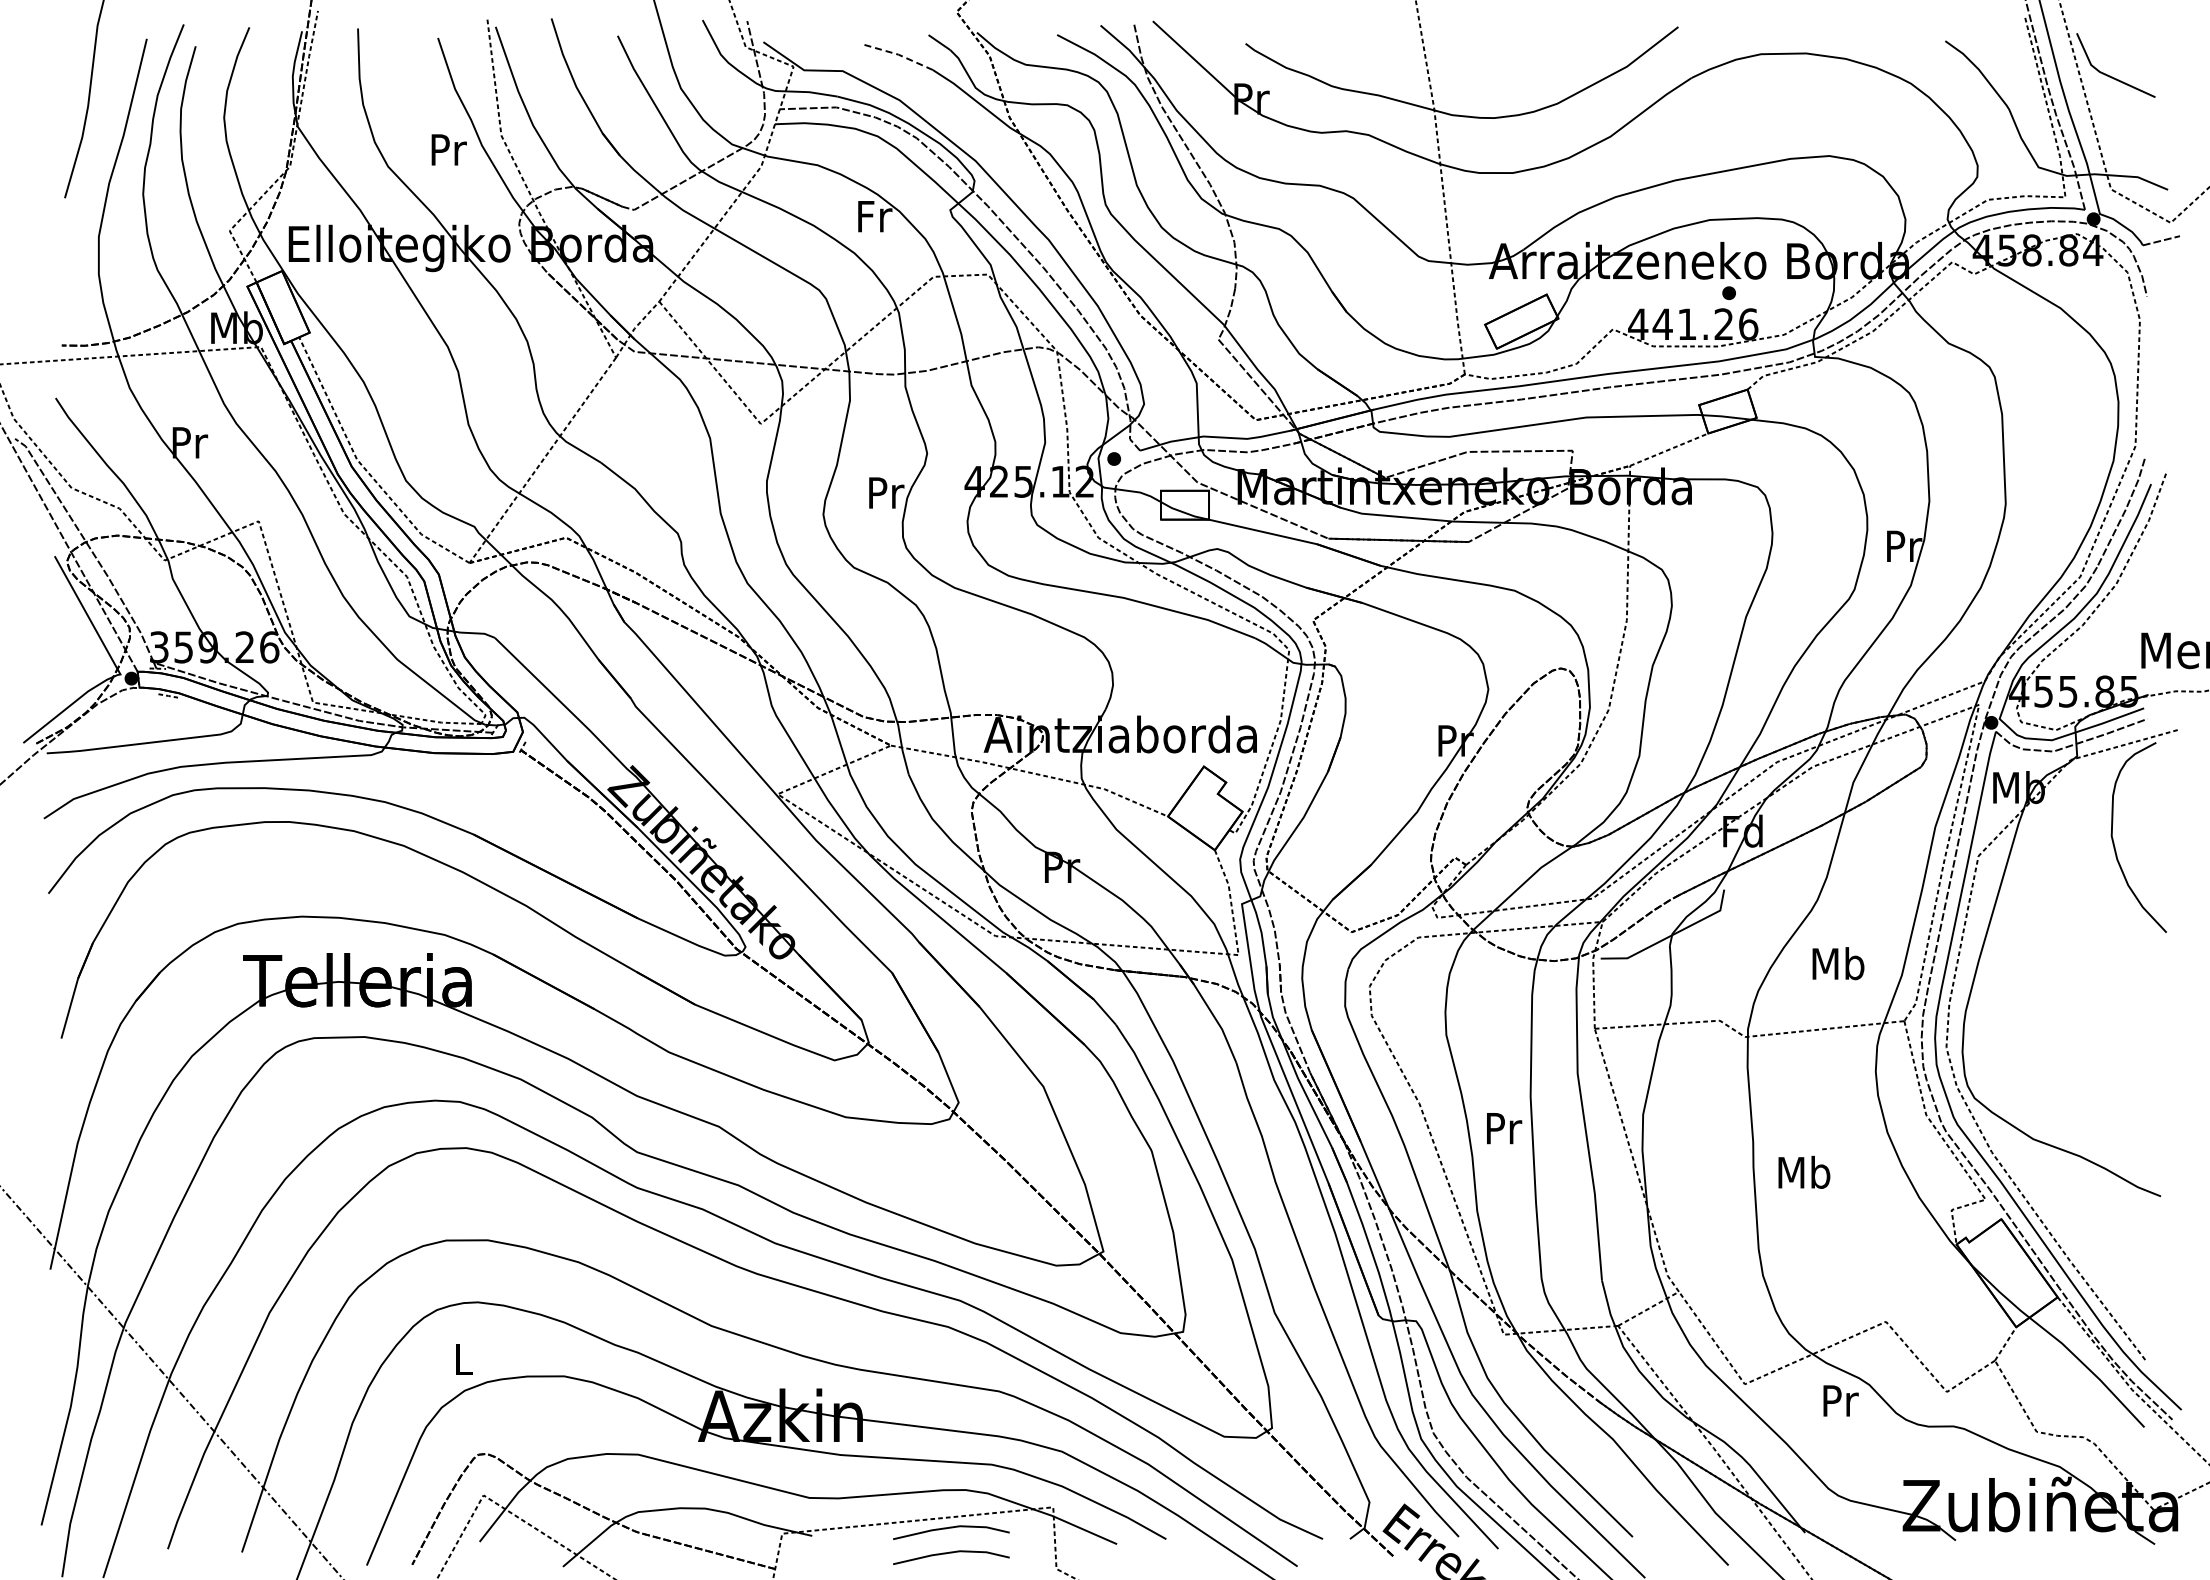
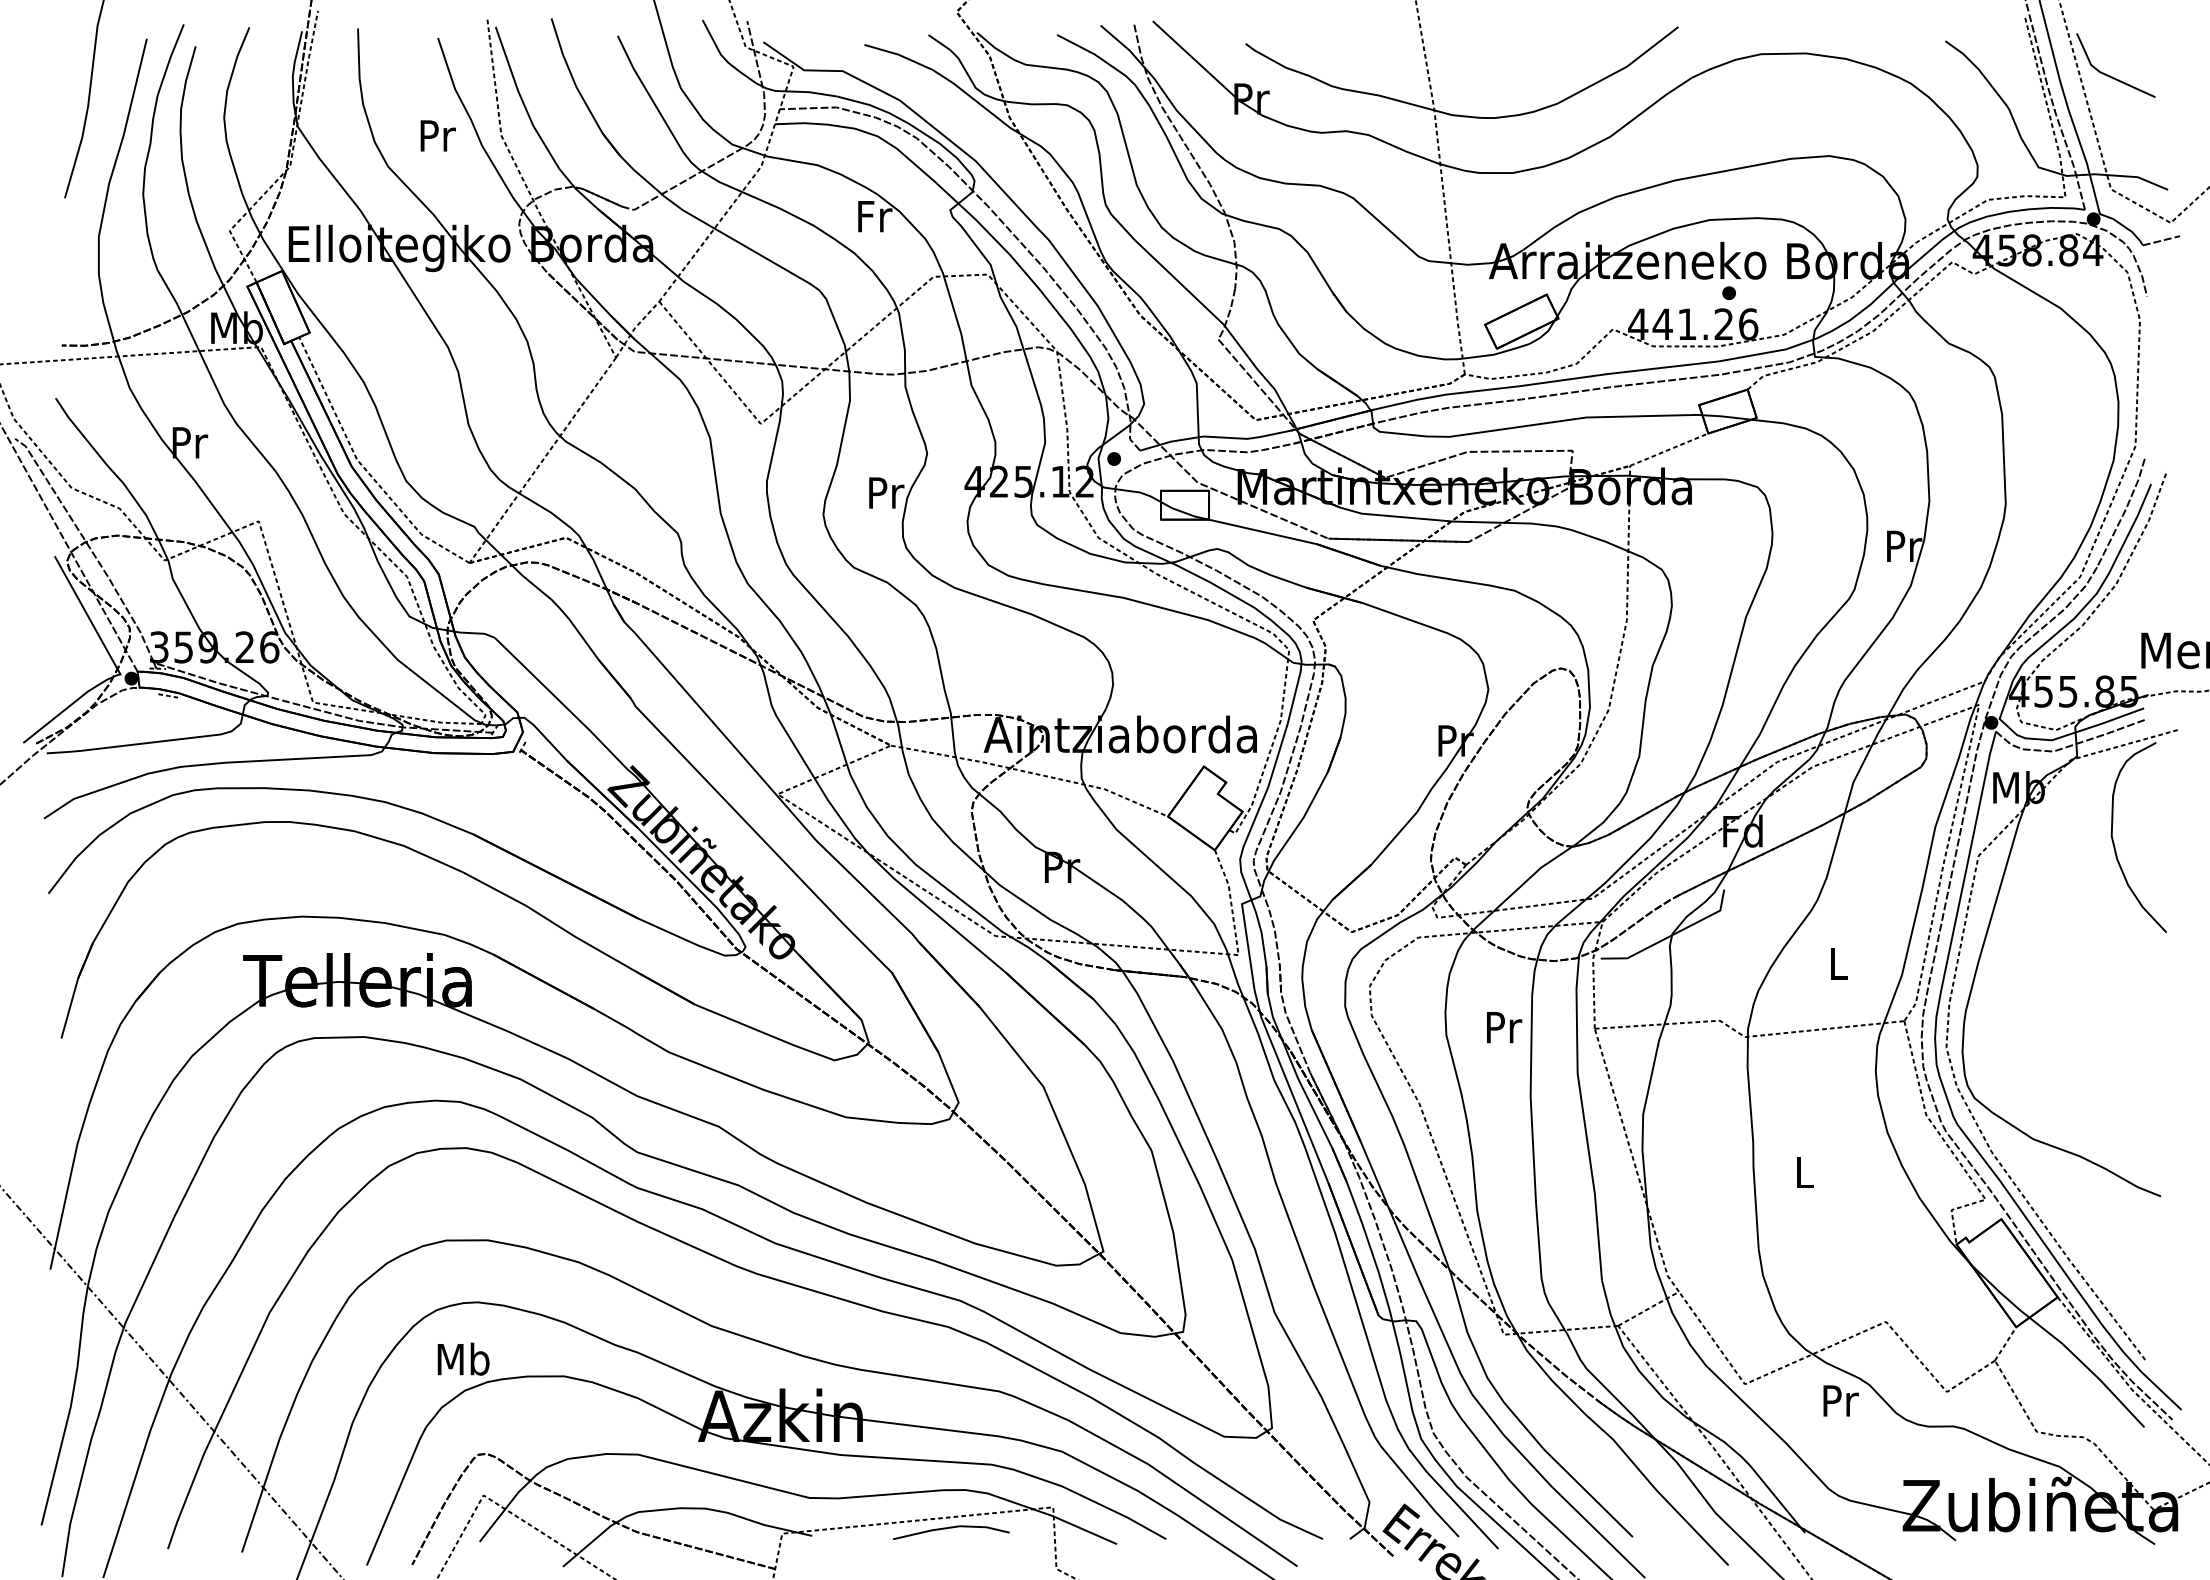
line: dashed -> solid (899, 55)
text position: (448, 149) -> (437, 135) (437, 135)
text: Mb -> L (1838, 963)
text position: (1504, 1128) -> (1504, 1027) (1504, 1027)
text: Mb -> L (1804, 1171)
text: L -> Mb (463, 1358)
line: present -> none (951, 1553)
